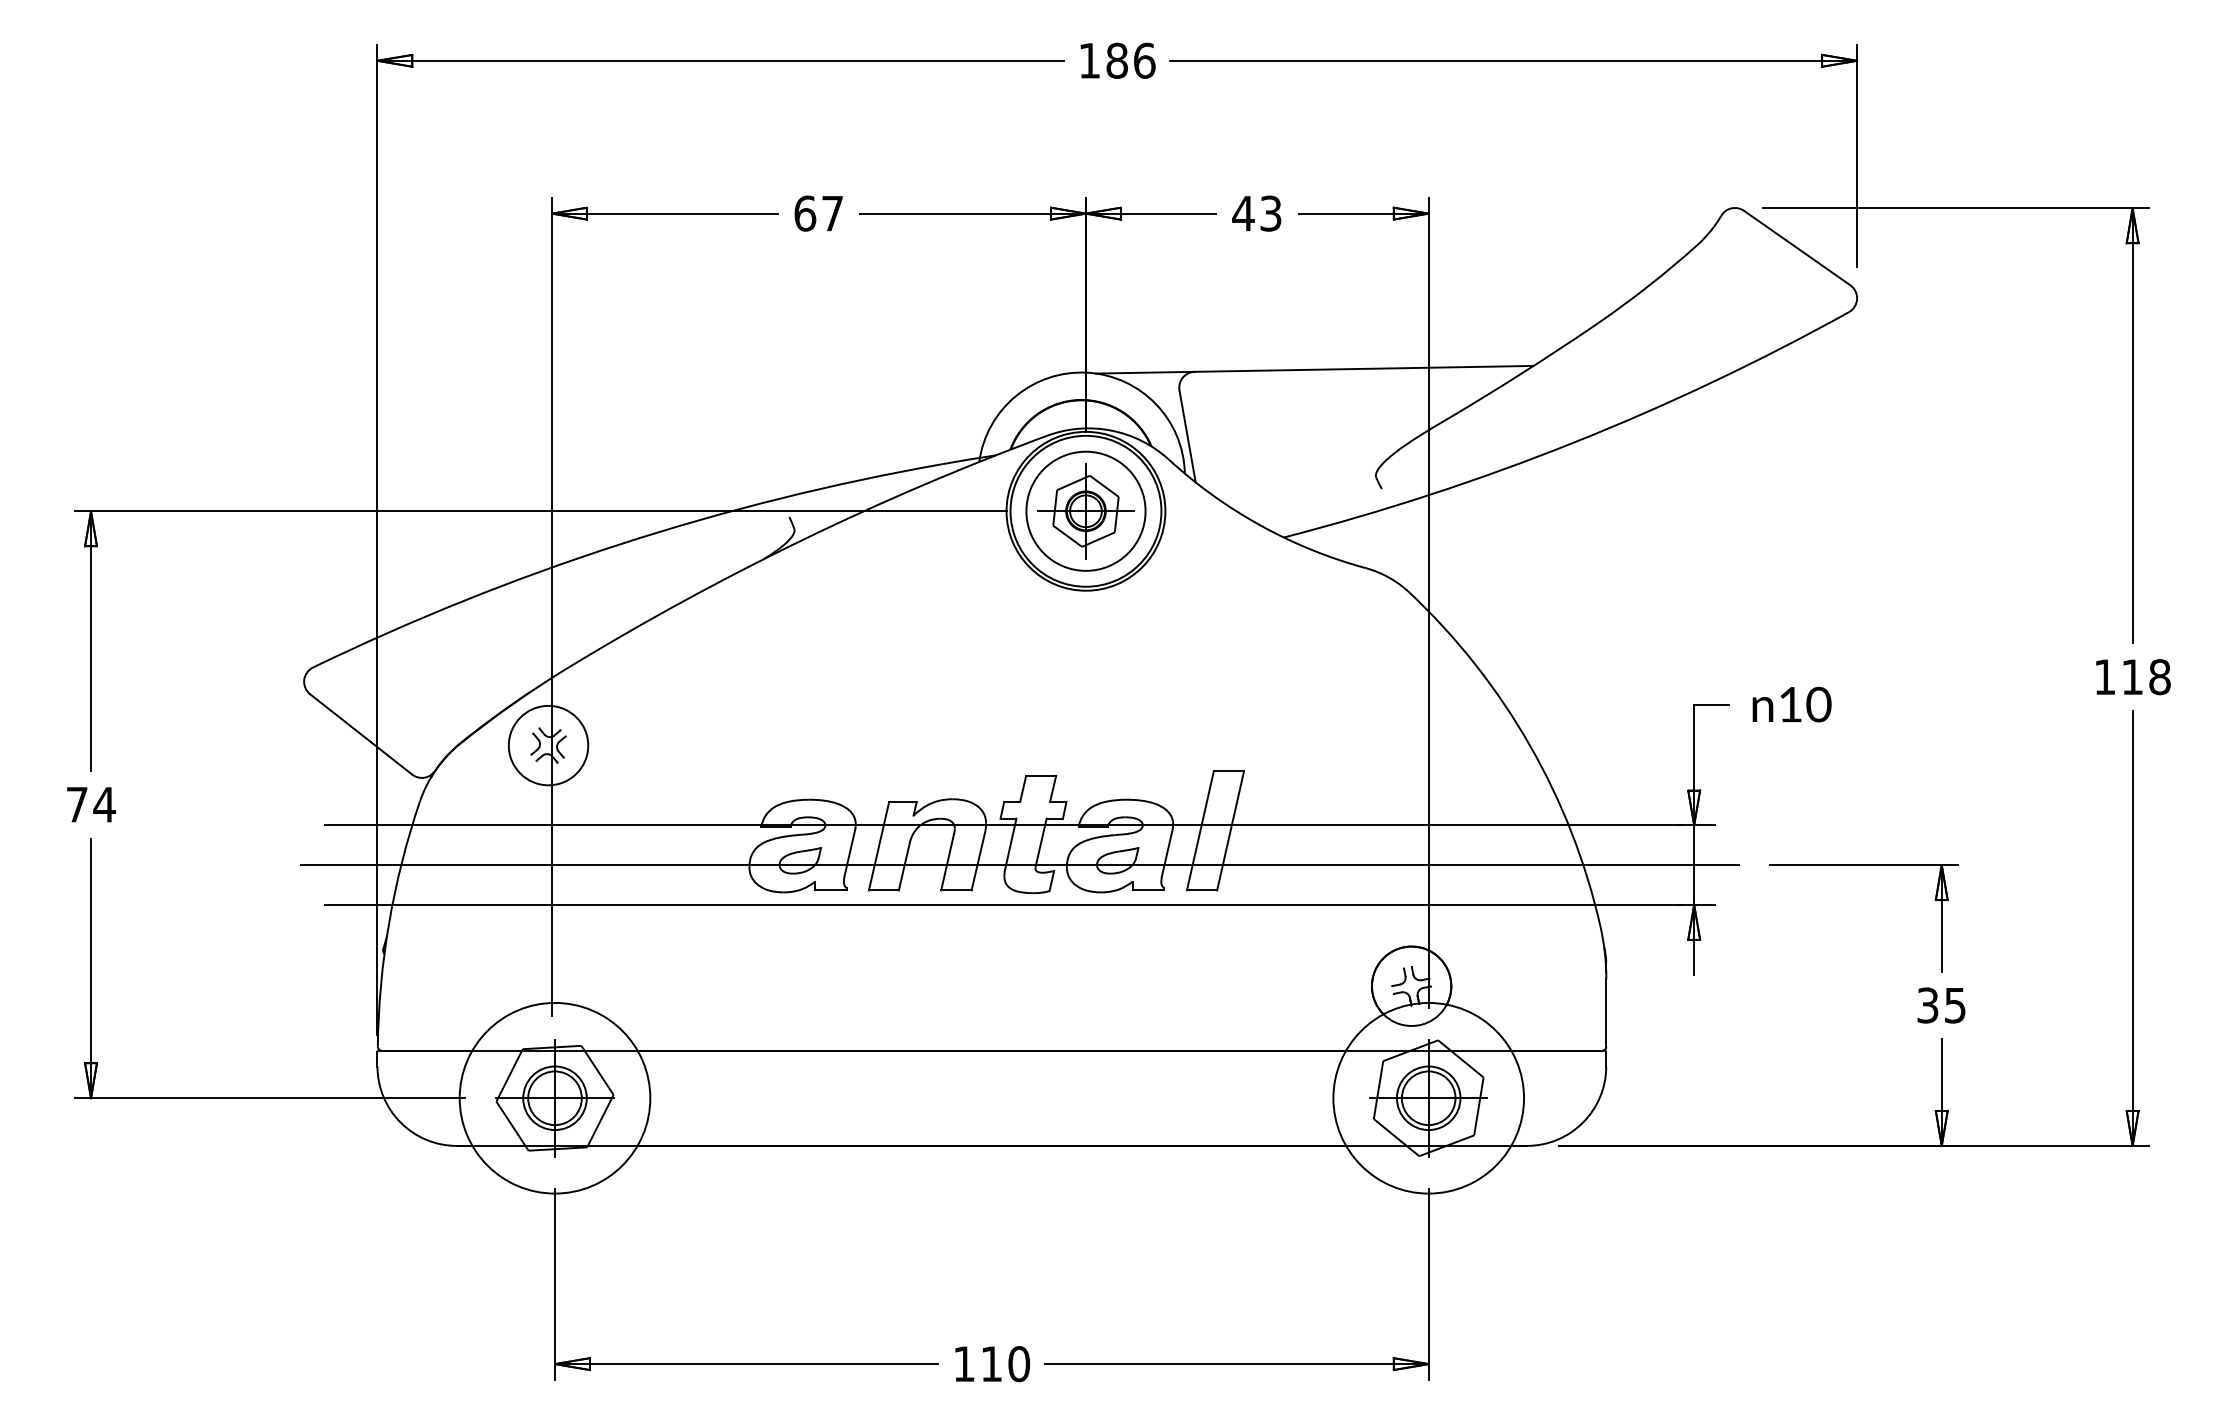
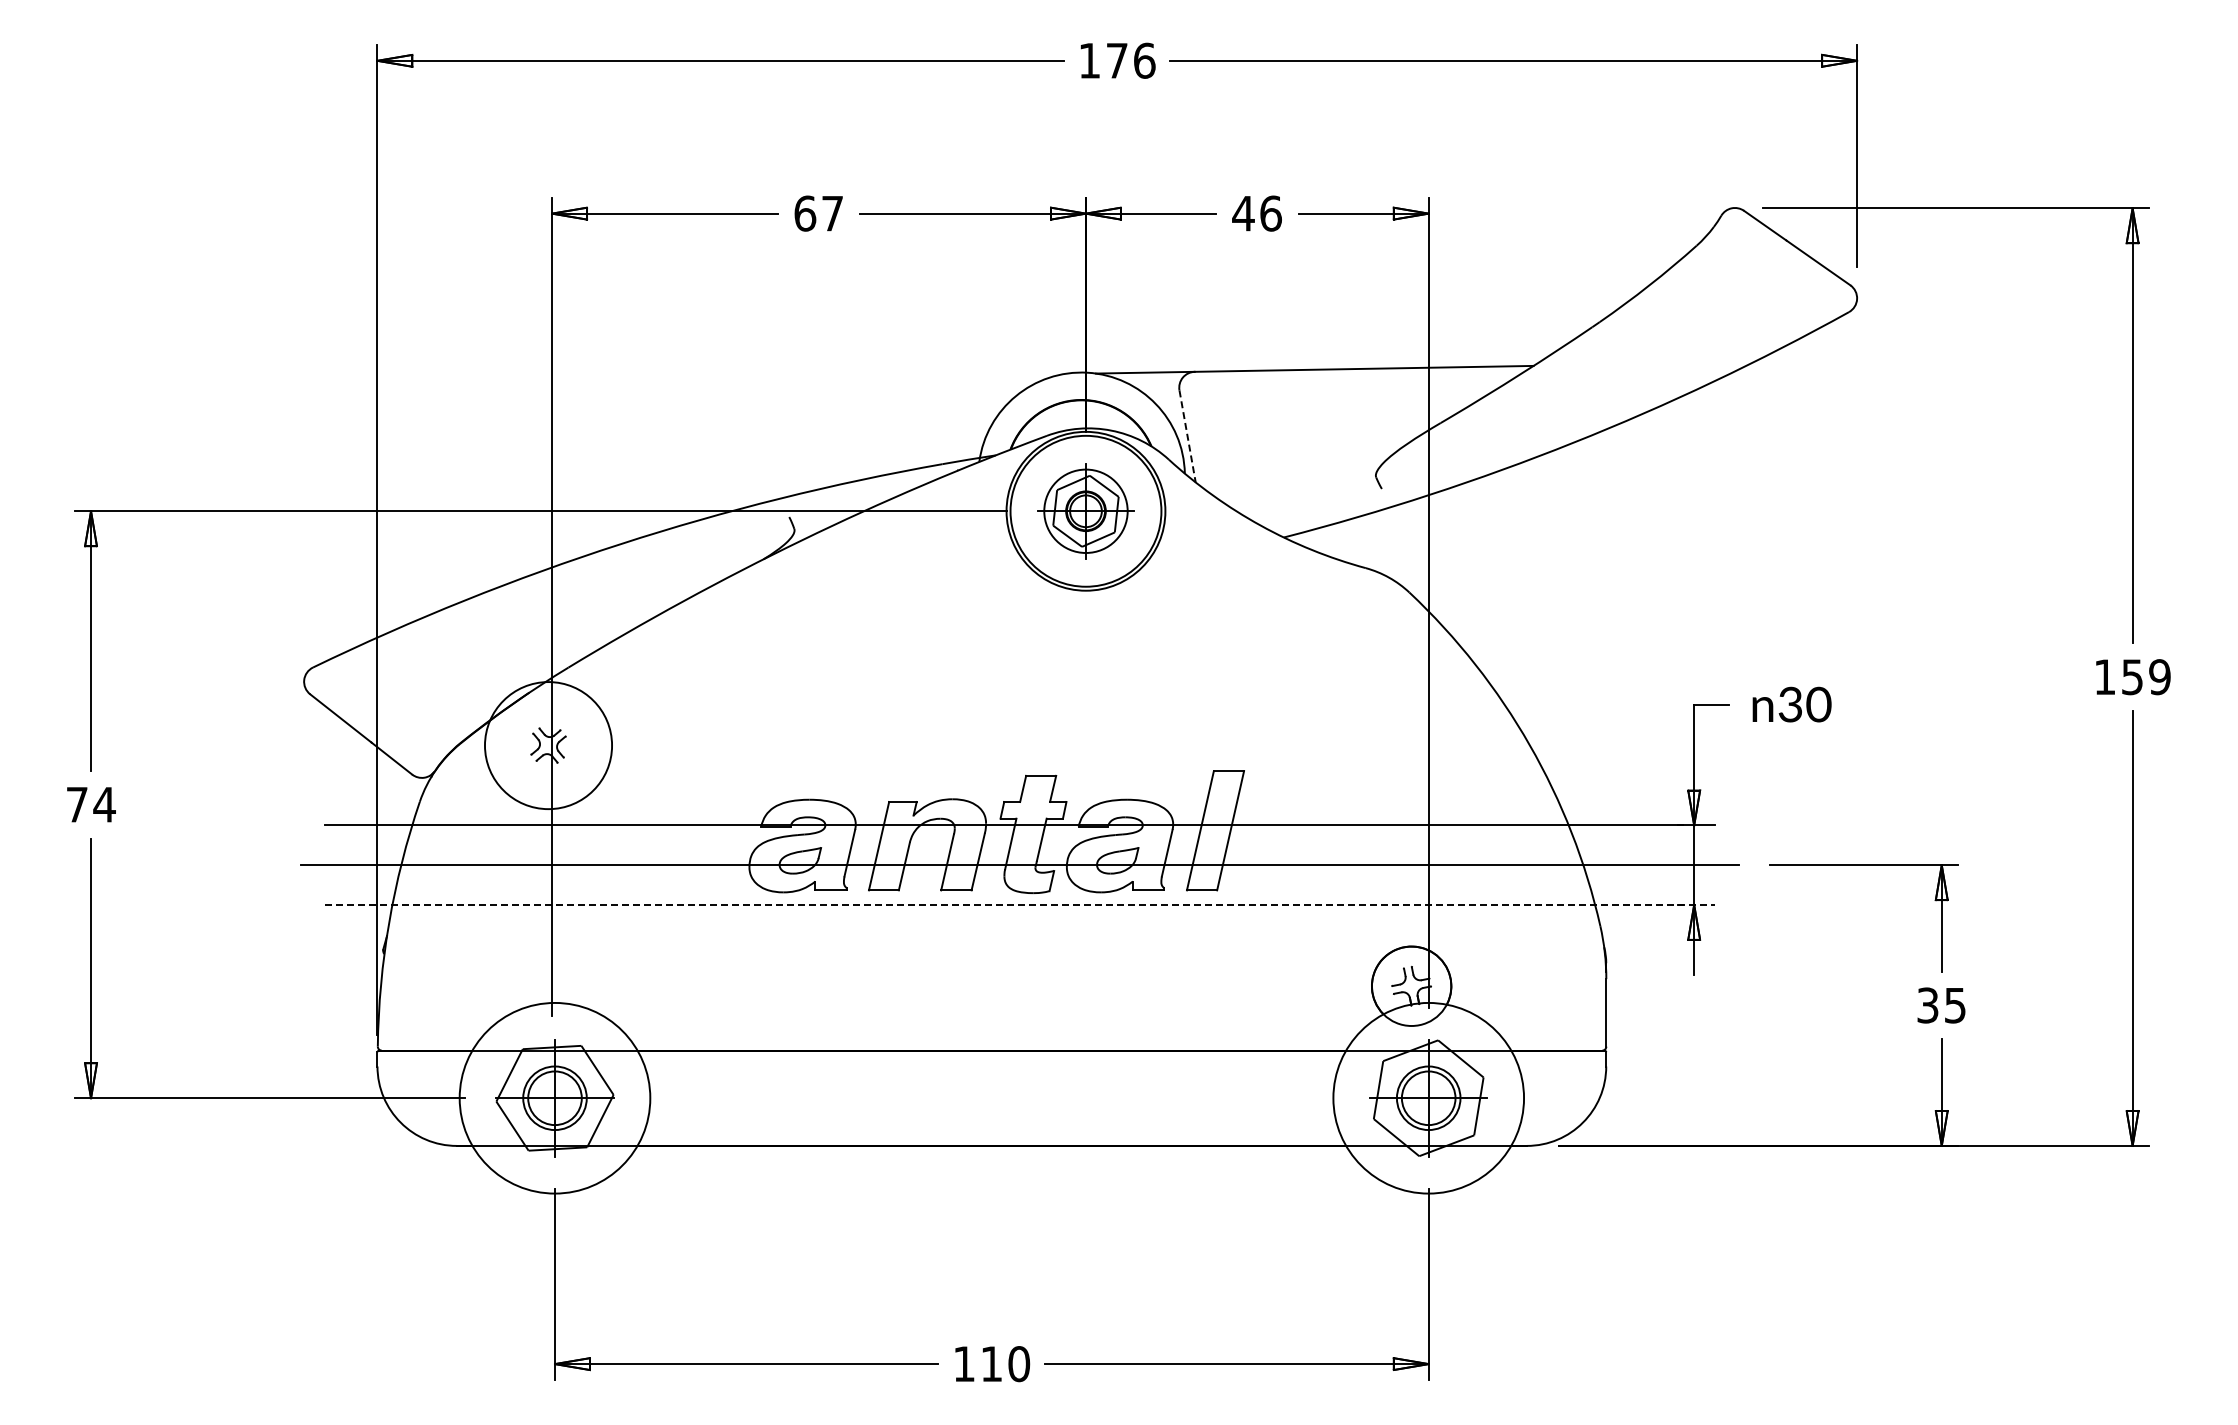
text: 186 -> 176 (1116, 60)
text: 43 -> 46 (1270, 213)
line: solid -> dashed (1187, 436)
circle diameter: 119 px -> 83 px (1085, 510)
text: 118 -> 159 (2146, 677)
text: 10 -> 30 (1789, 704)
circle diameter: 79 px -> 127 px (548, 745)
line: solid -> dashed (1019, 904)
